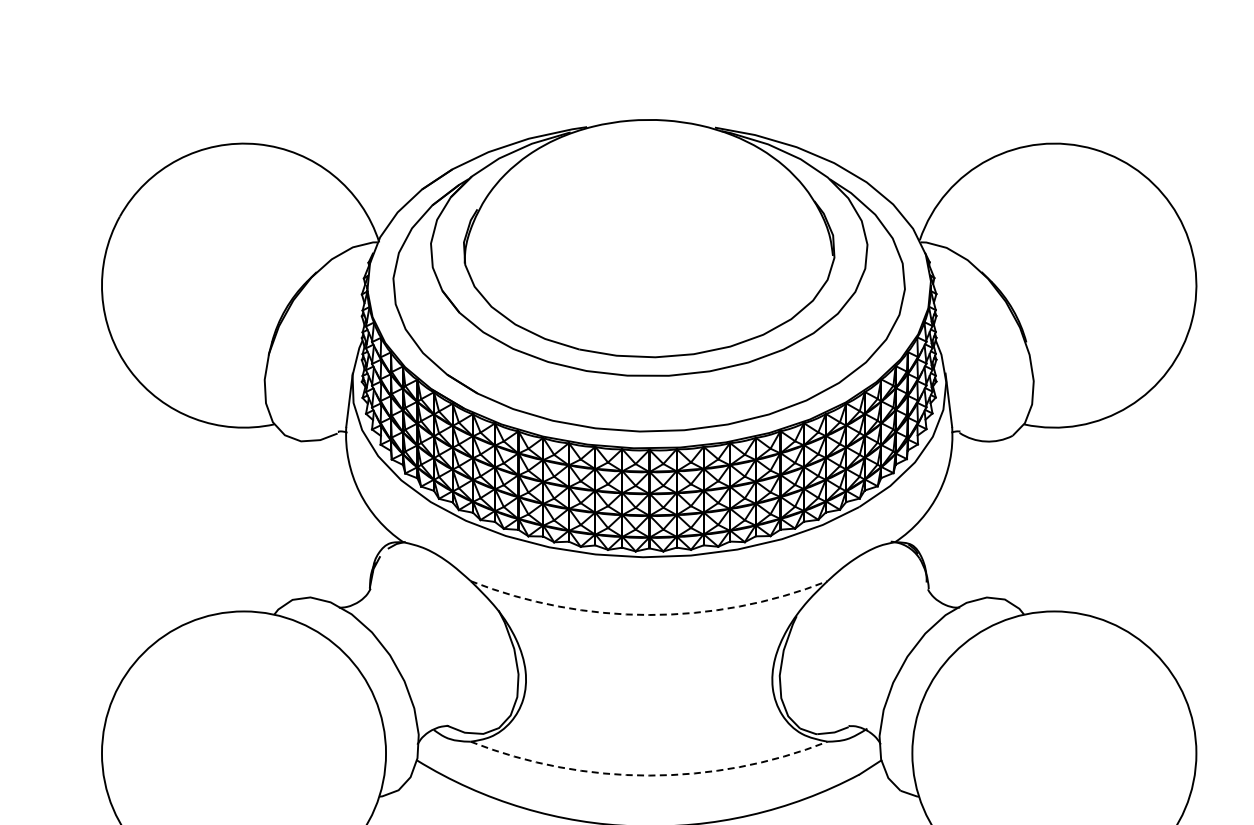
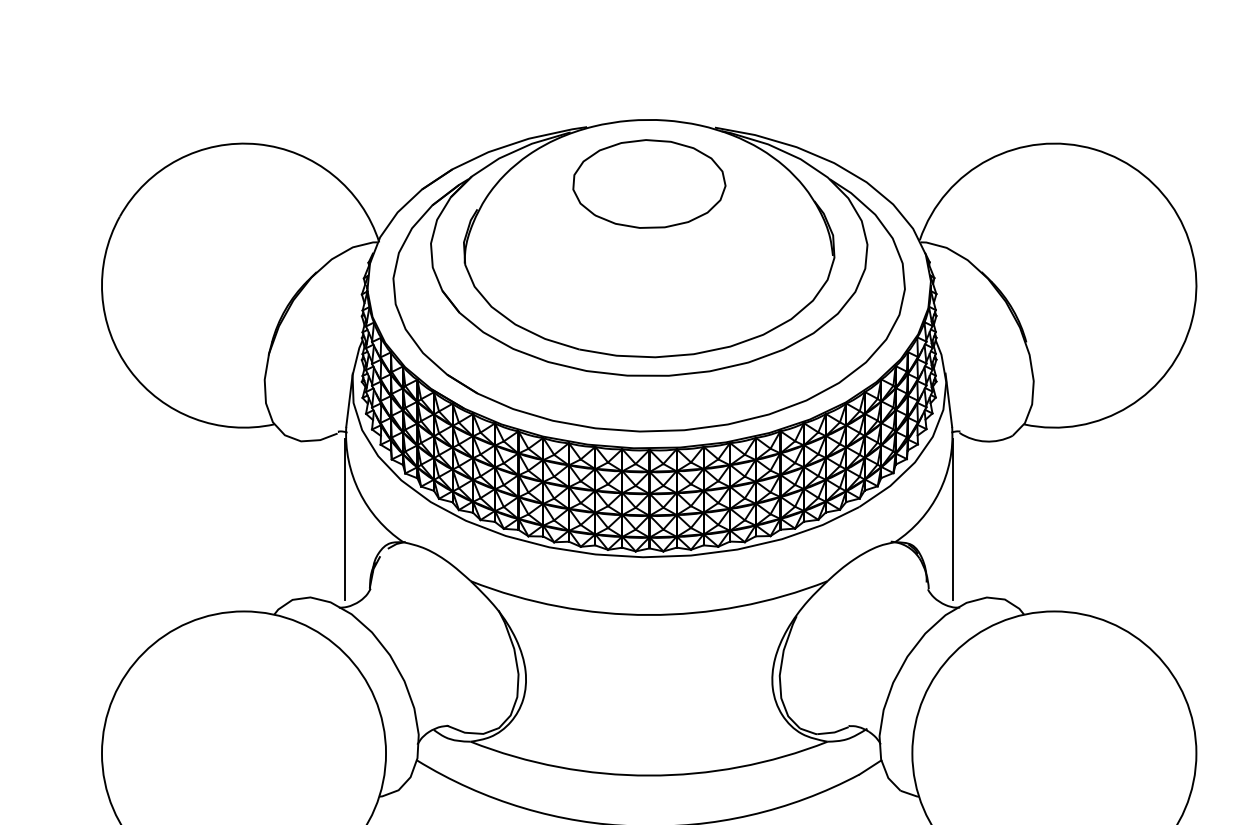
part: none -> present (649, 183)
line: none -> present (345, 519)
line: none -> present (952, 519)
arc: dashed -> solid (649, 615)
arc: dashed -> solid (649, 775)
